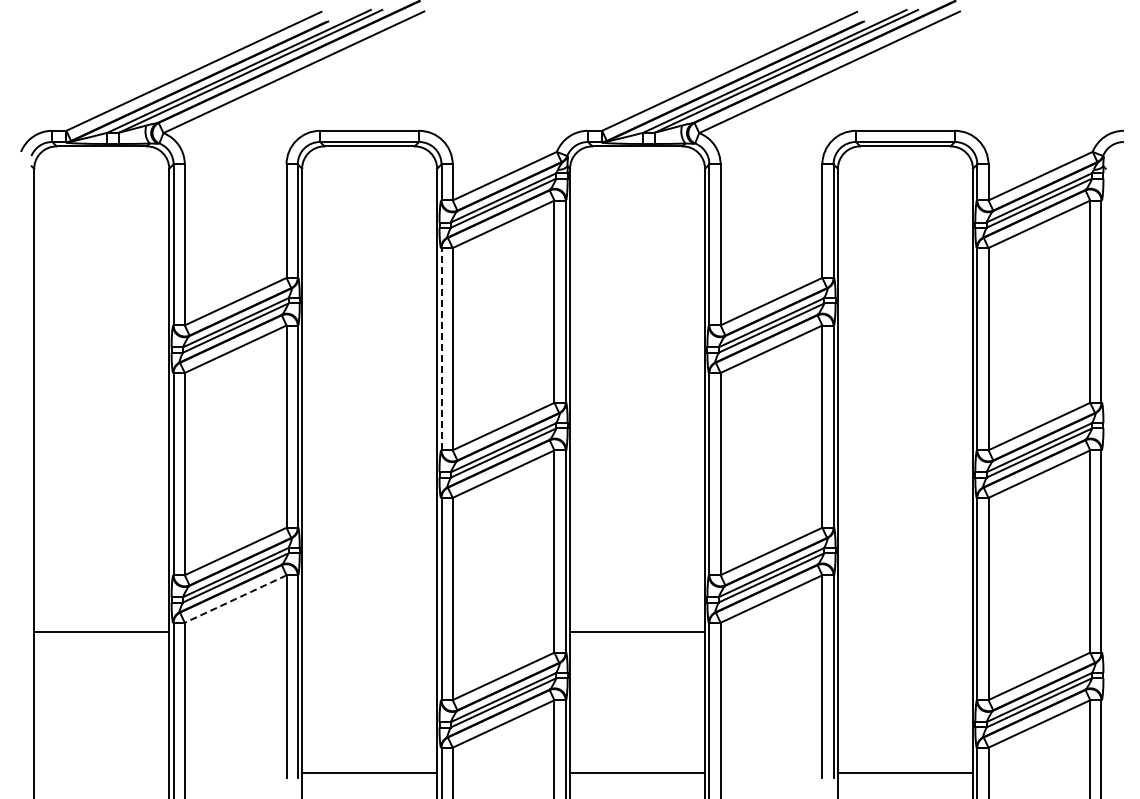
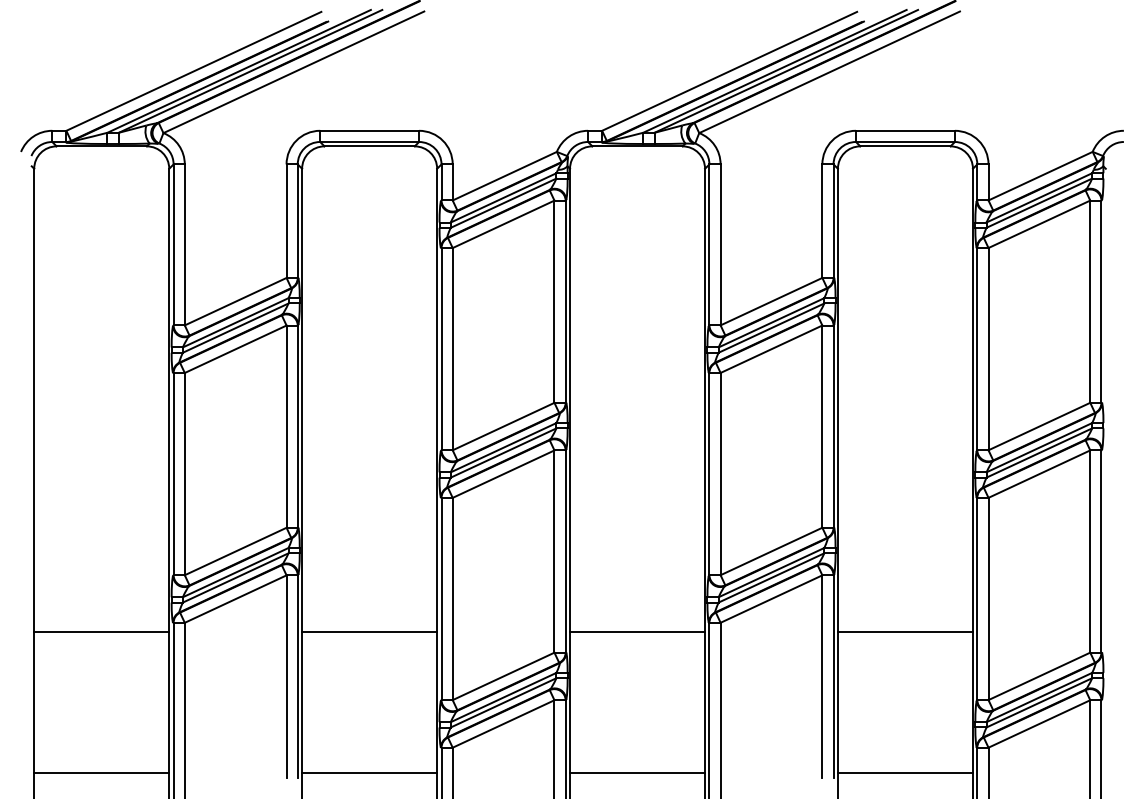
line: dashed -> solid (441, 348)
line: dashed -> solid (235, 599)
line: none -> present (369, 631)
line: none -> present (904, 631)
line: none -> present (101, 772)
